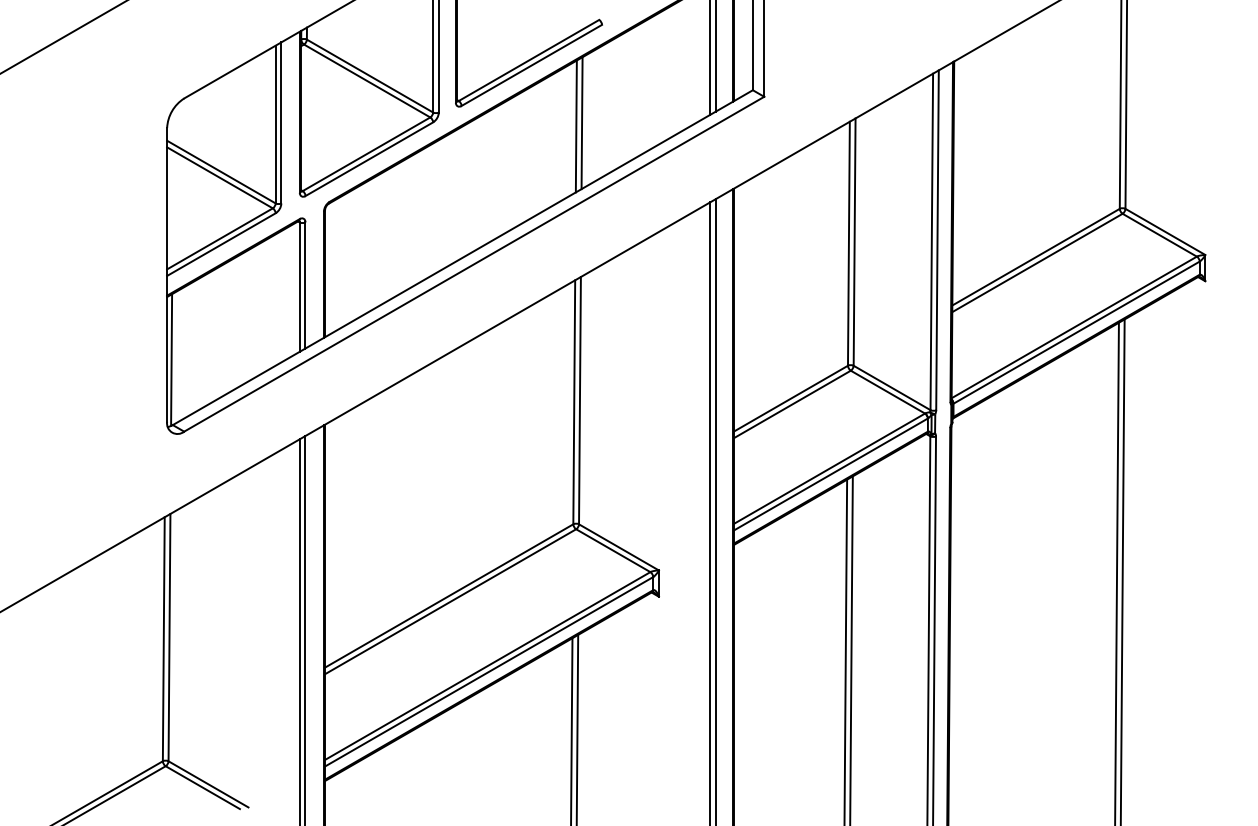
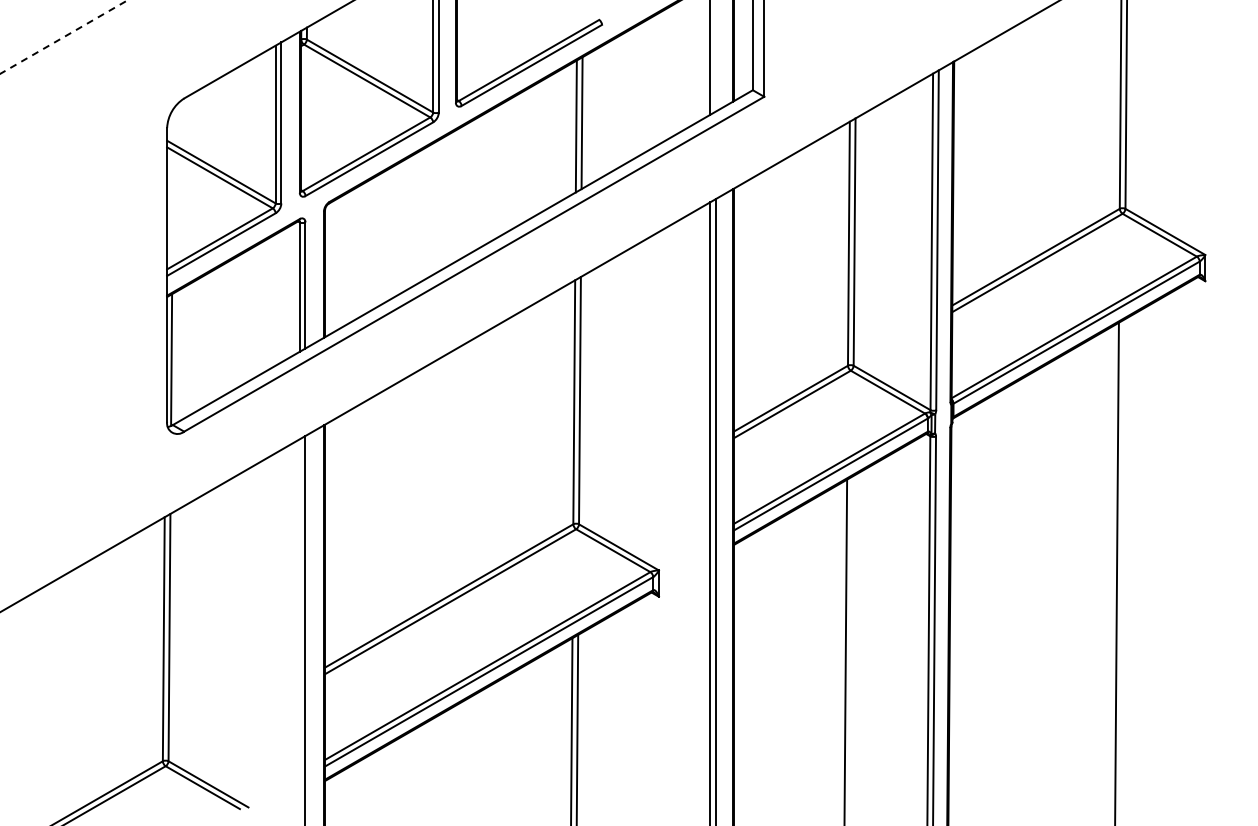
line: solid -> dashed (64, 36)
line: present -> none (715, 56)
line: present -> none (1122, 570)
line: present -> none (299, 630)
line: present -> none (851, 649)
